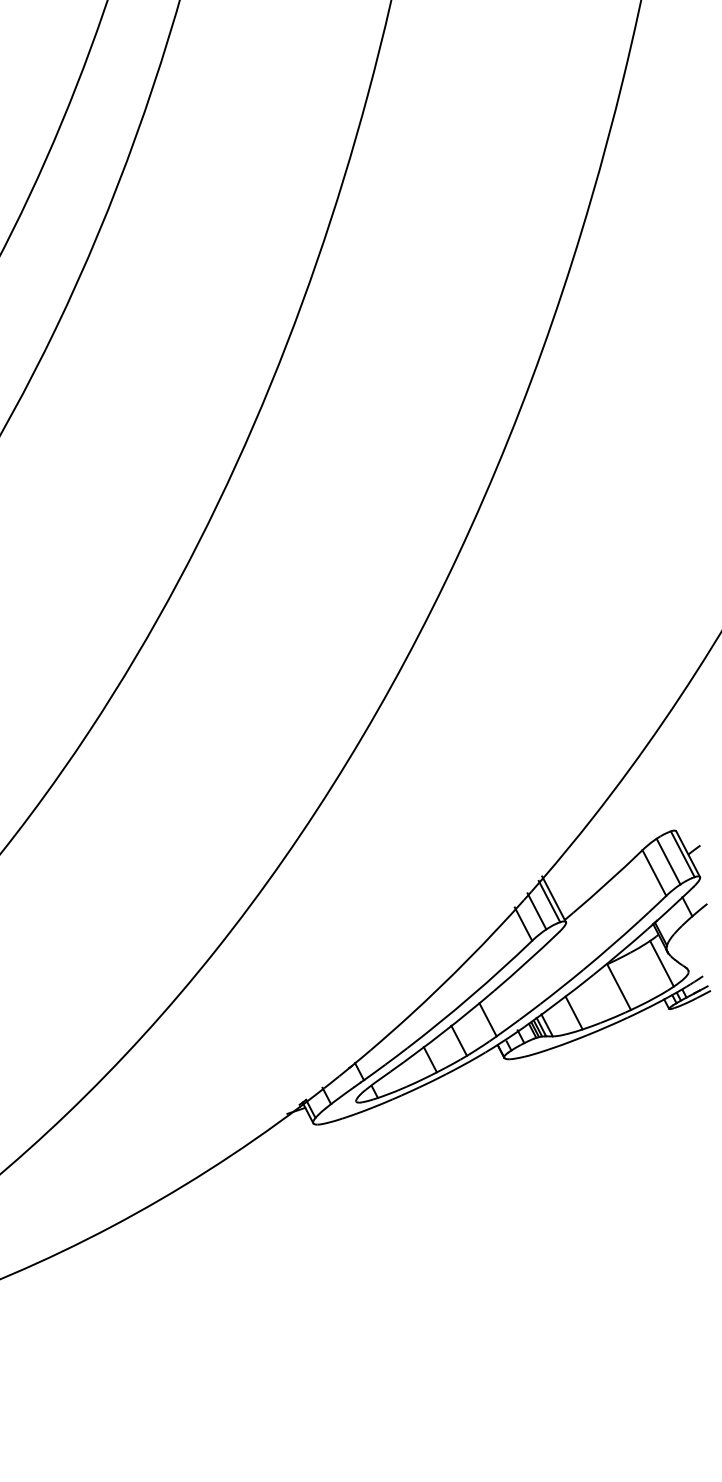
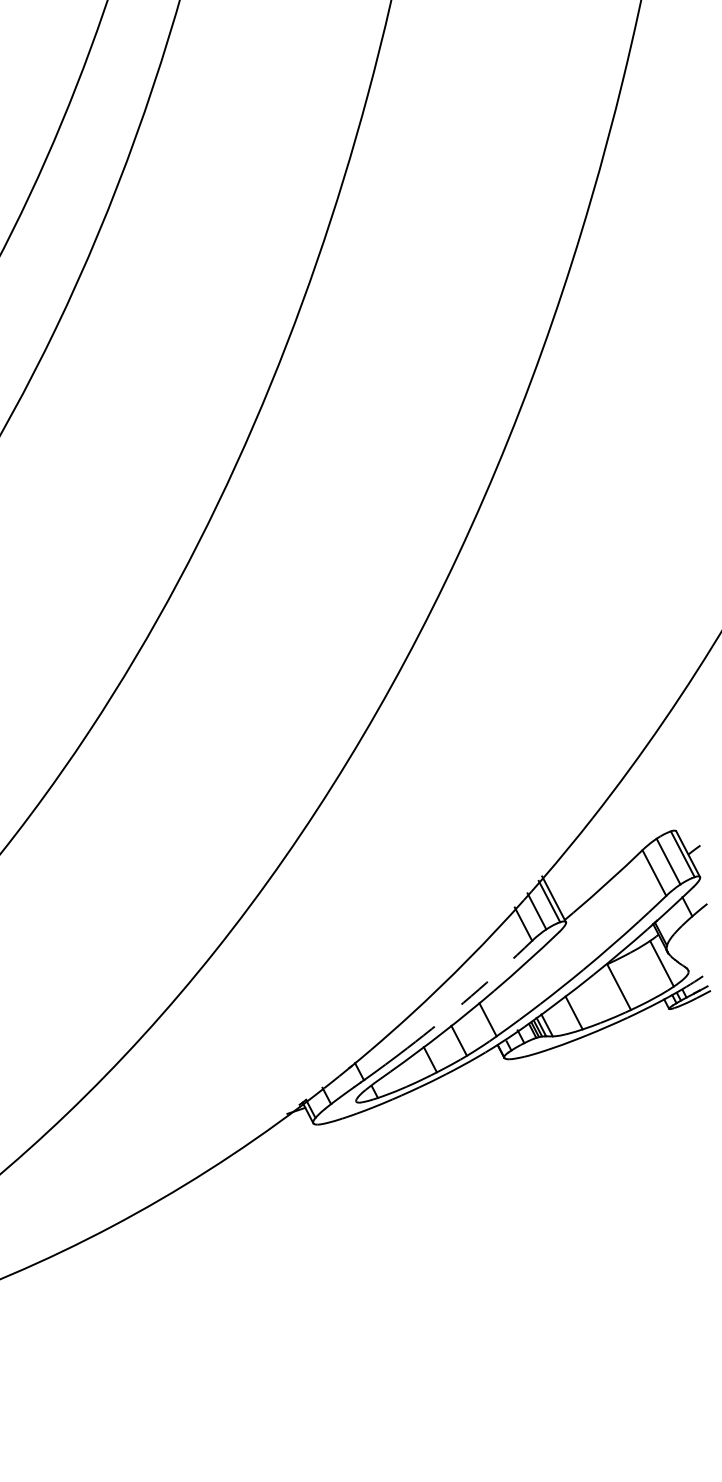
arc: solid -> dashed (471, 996)
